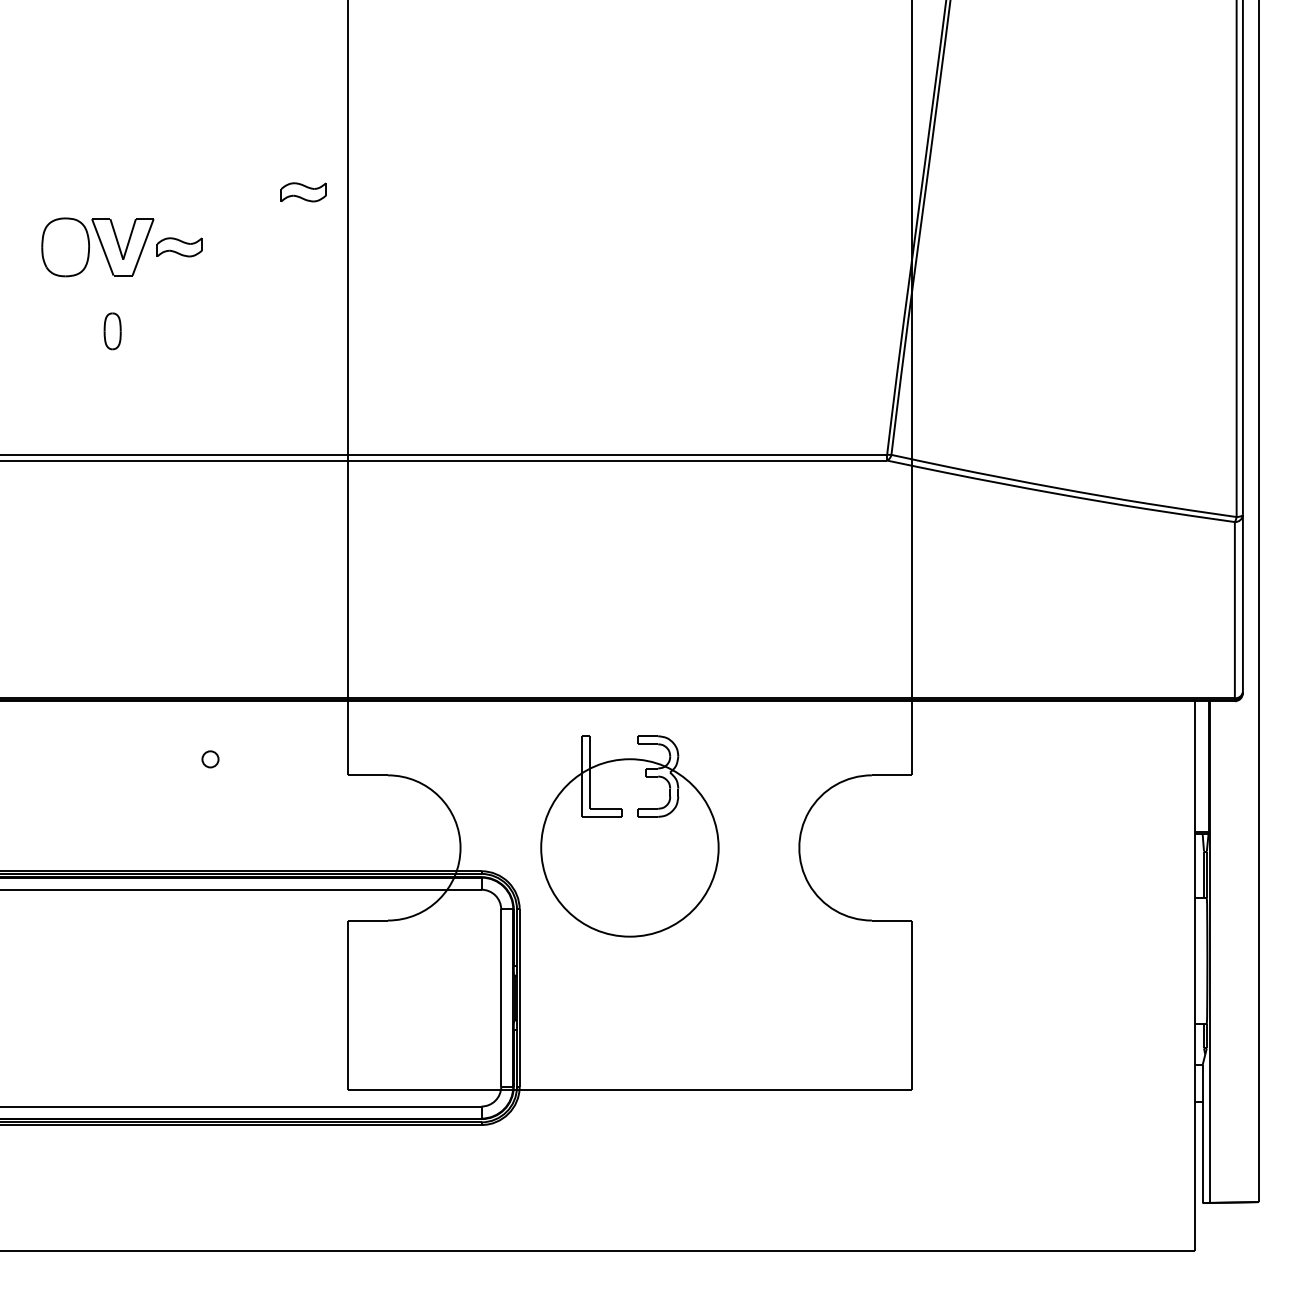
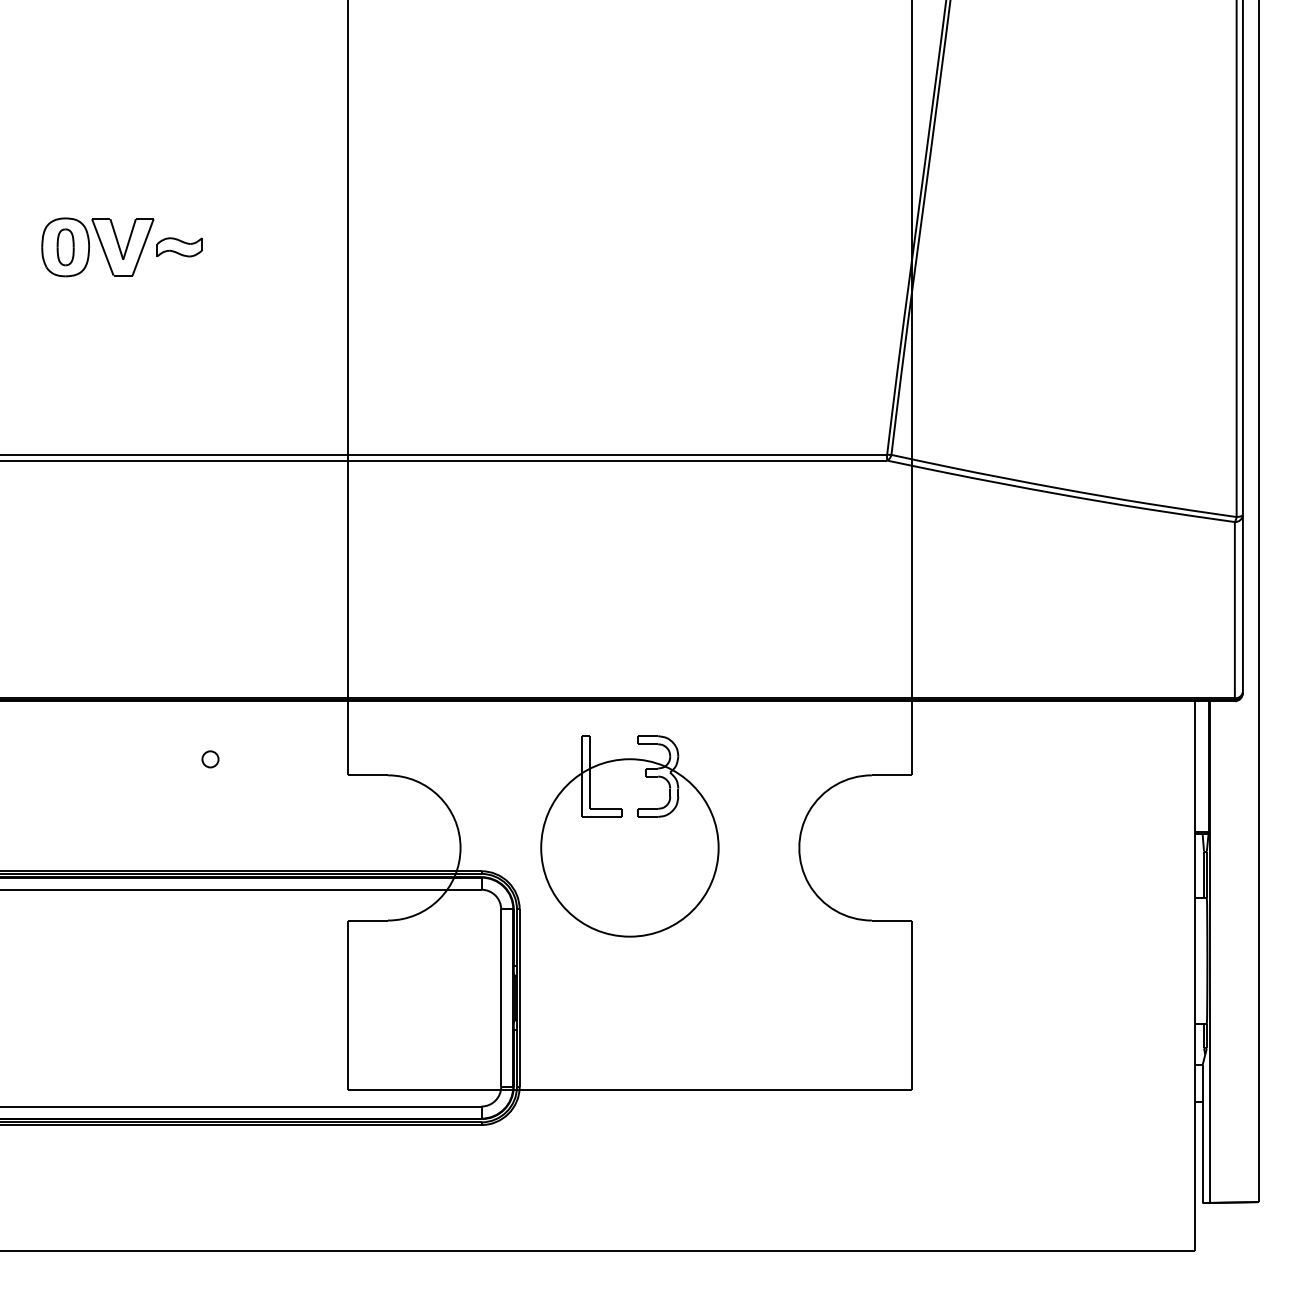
part: present -> none (303, 192)
part position: (112, 331) -> (65, 247) (65, 247)
